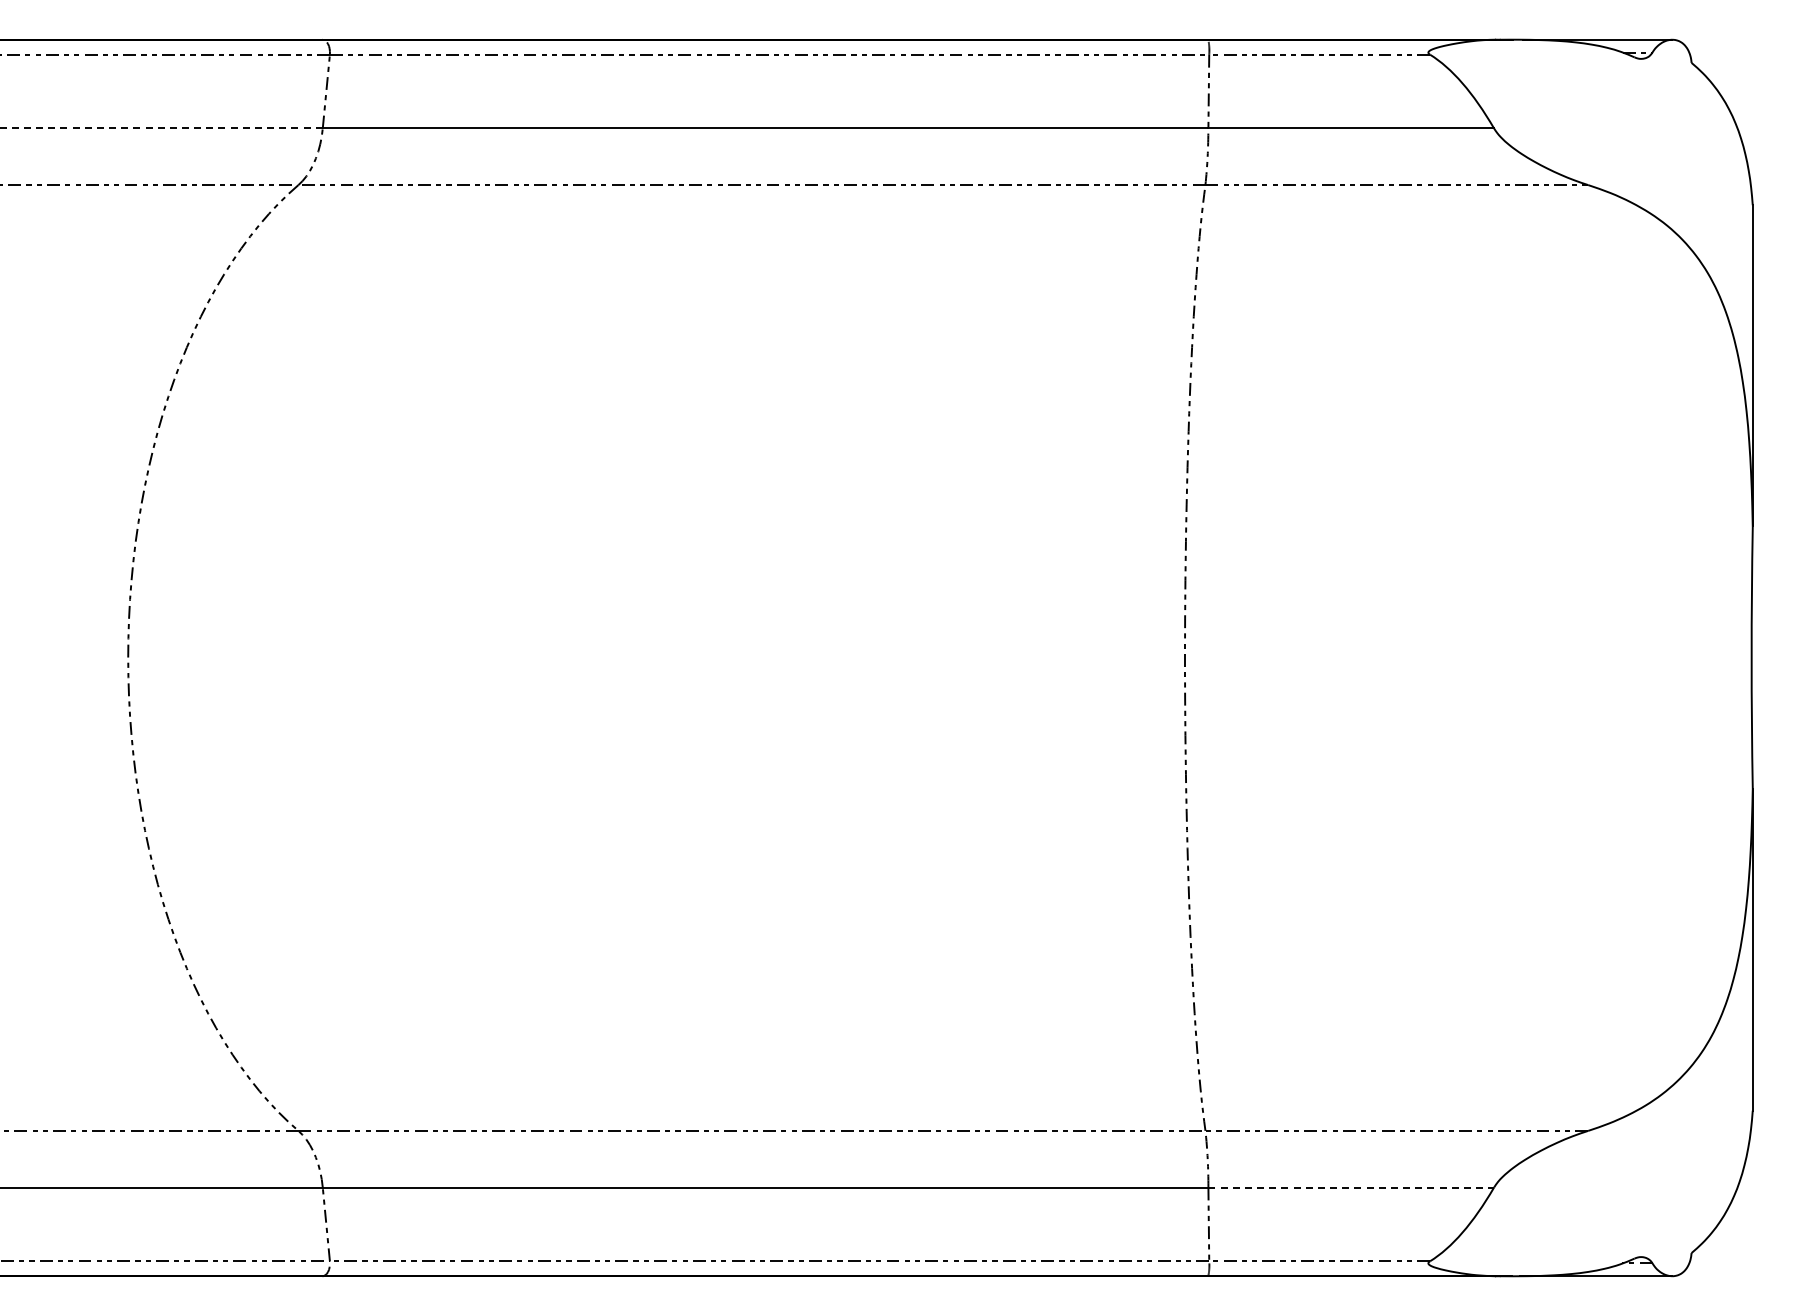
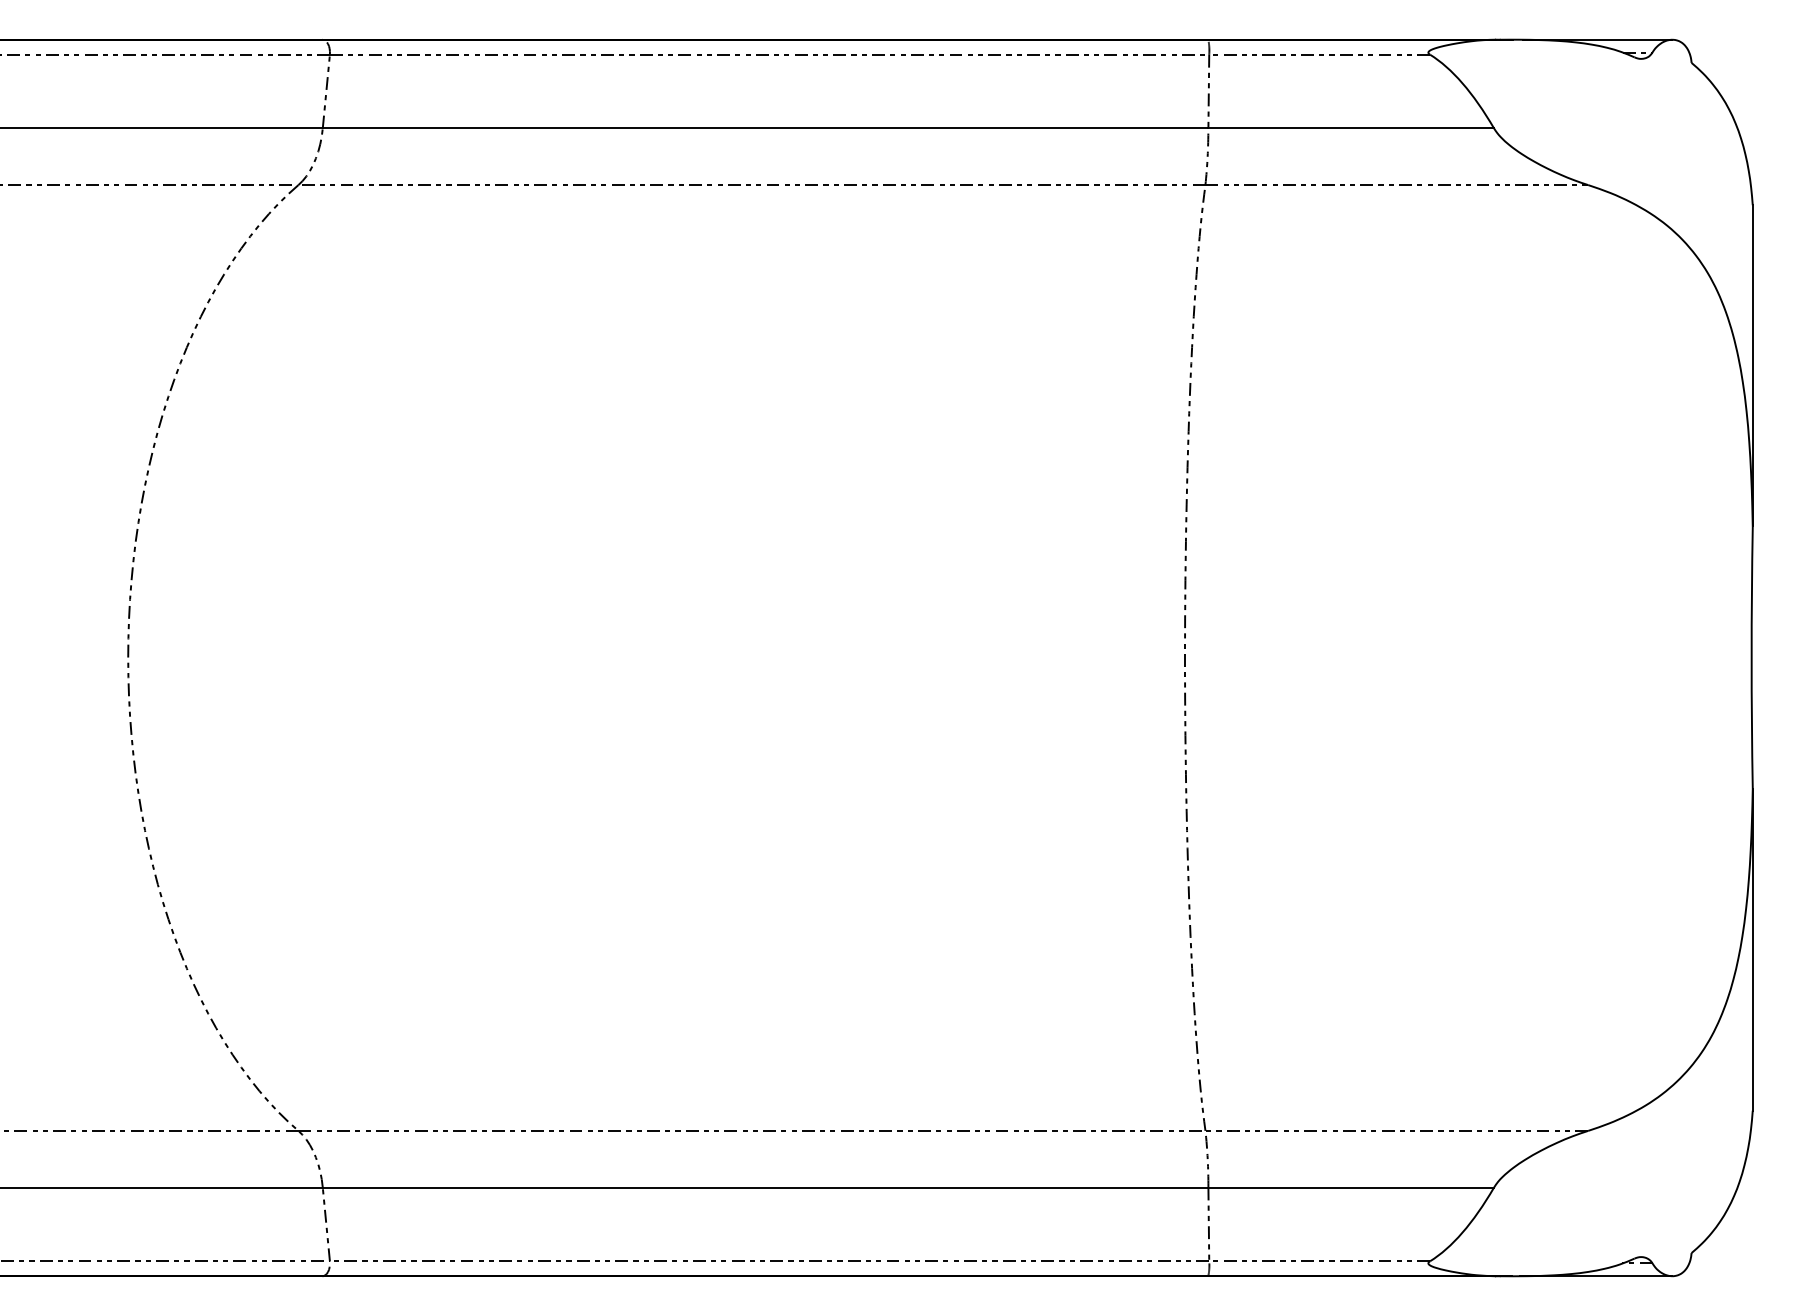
line: dashed -> solid (160, 128)
line: dashed -> solid (1351, 1187)
